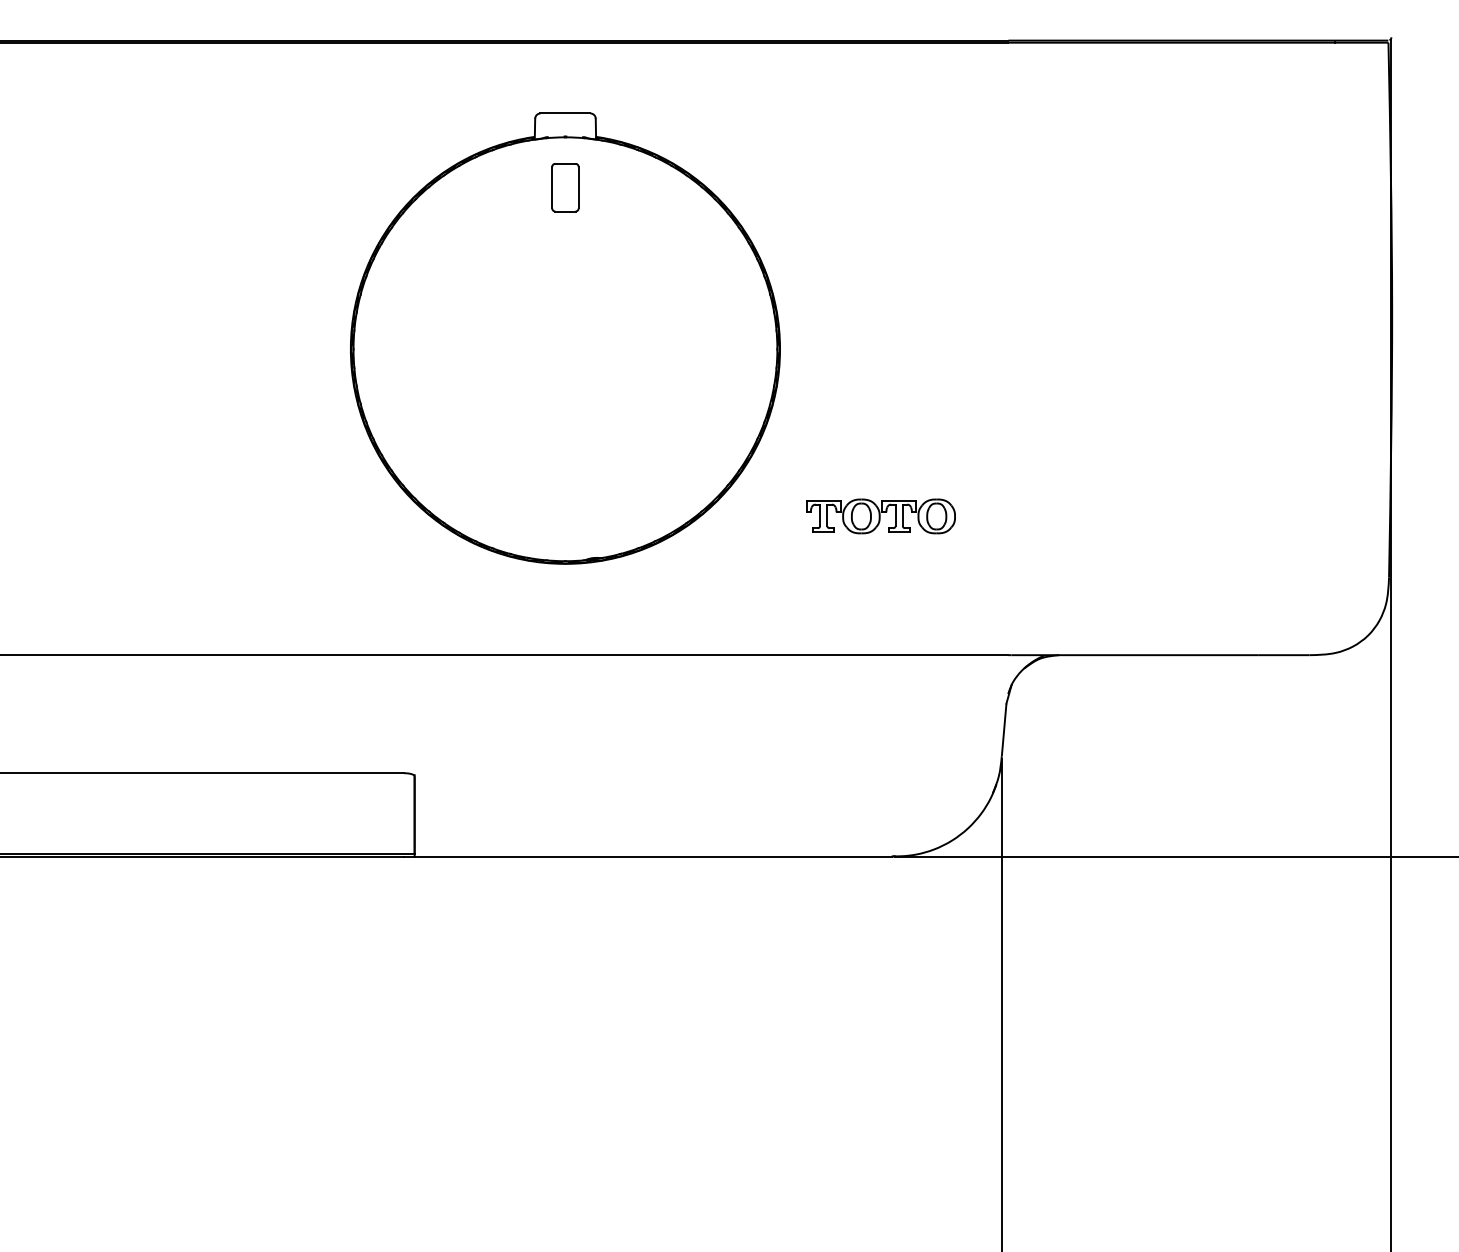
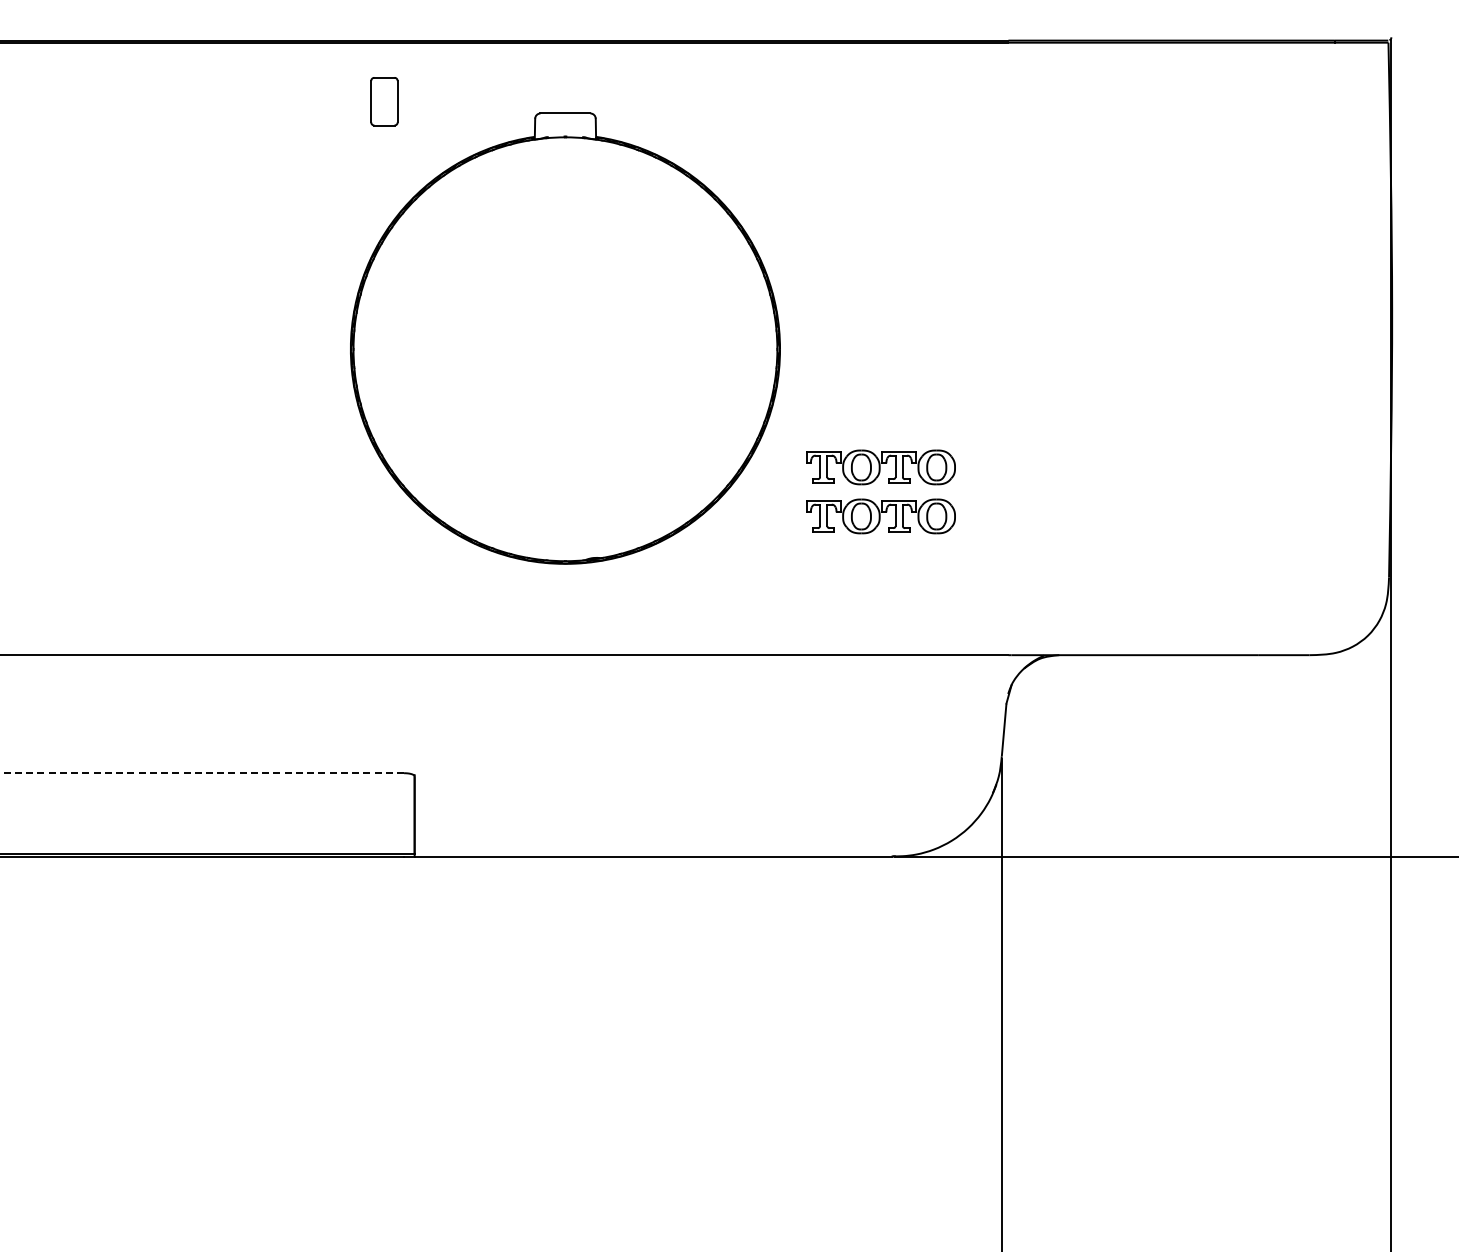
part position: (565, 187) -> (384, 101) (384, 101)
part: none -> present (880, 467)
line: solid -> dashed (202, 773)
